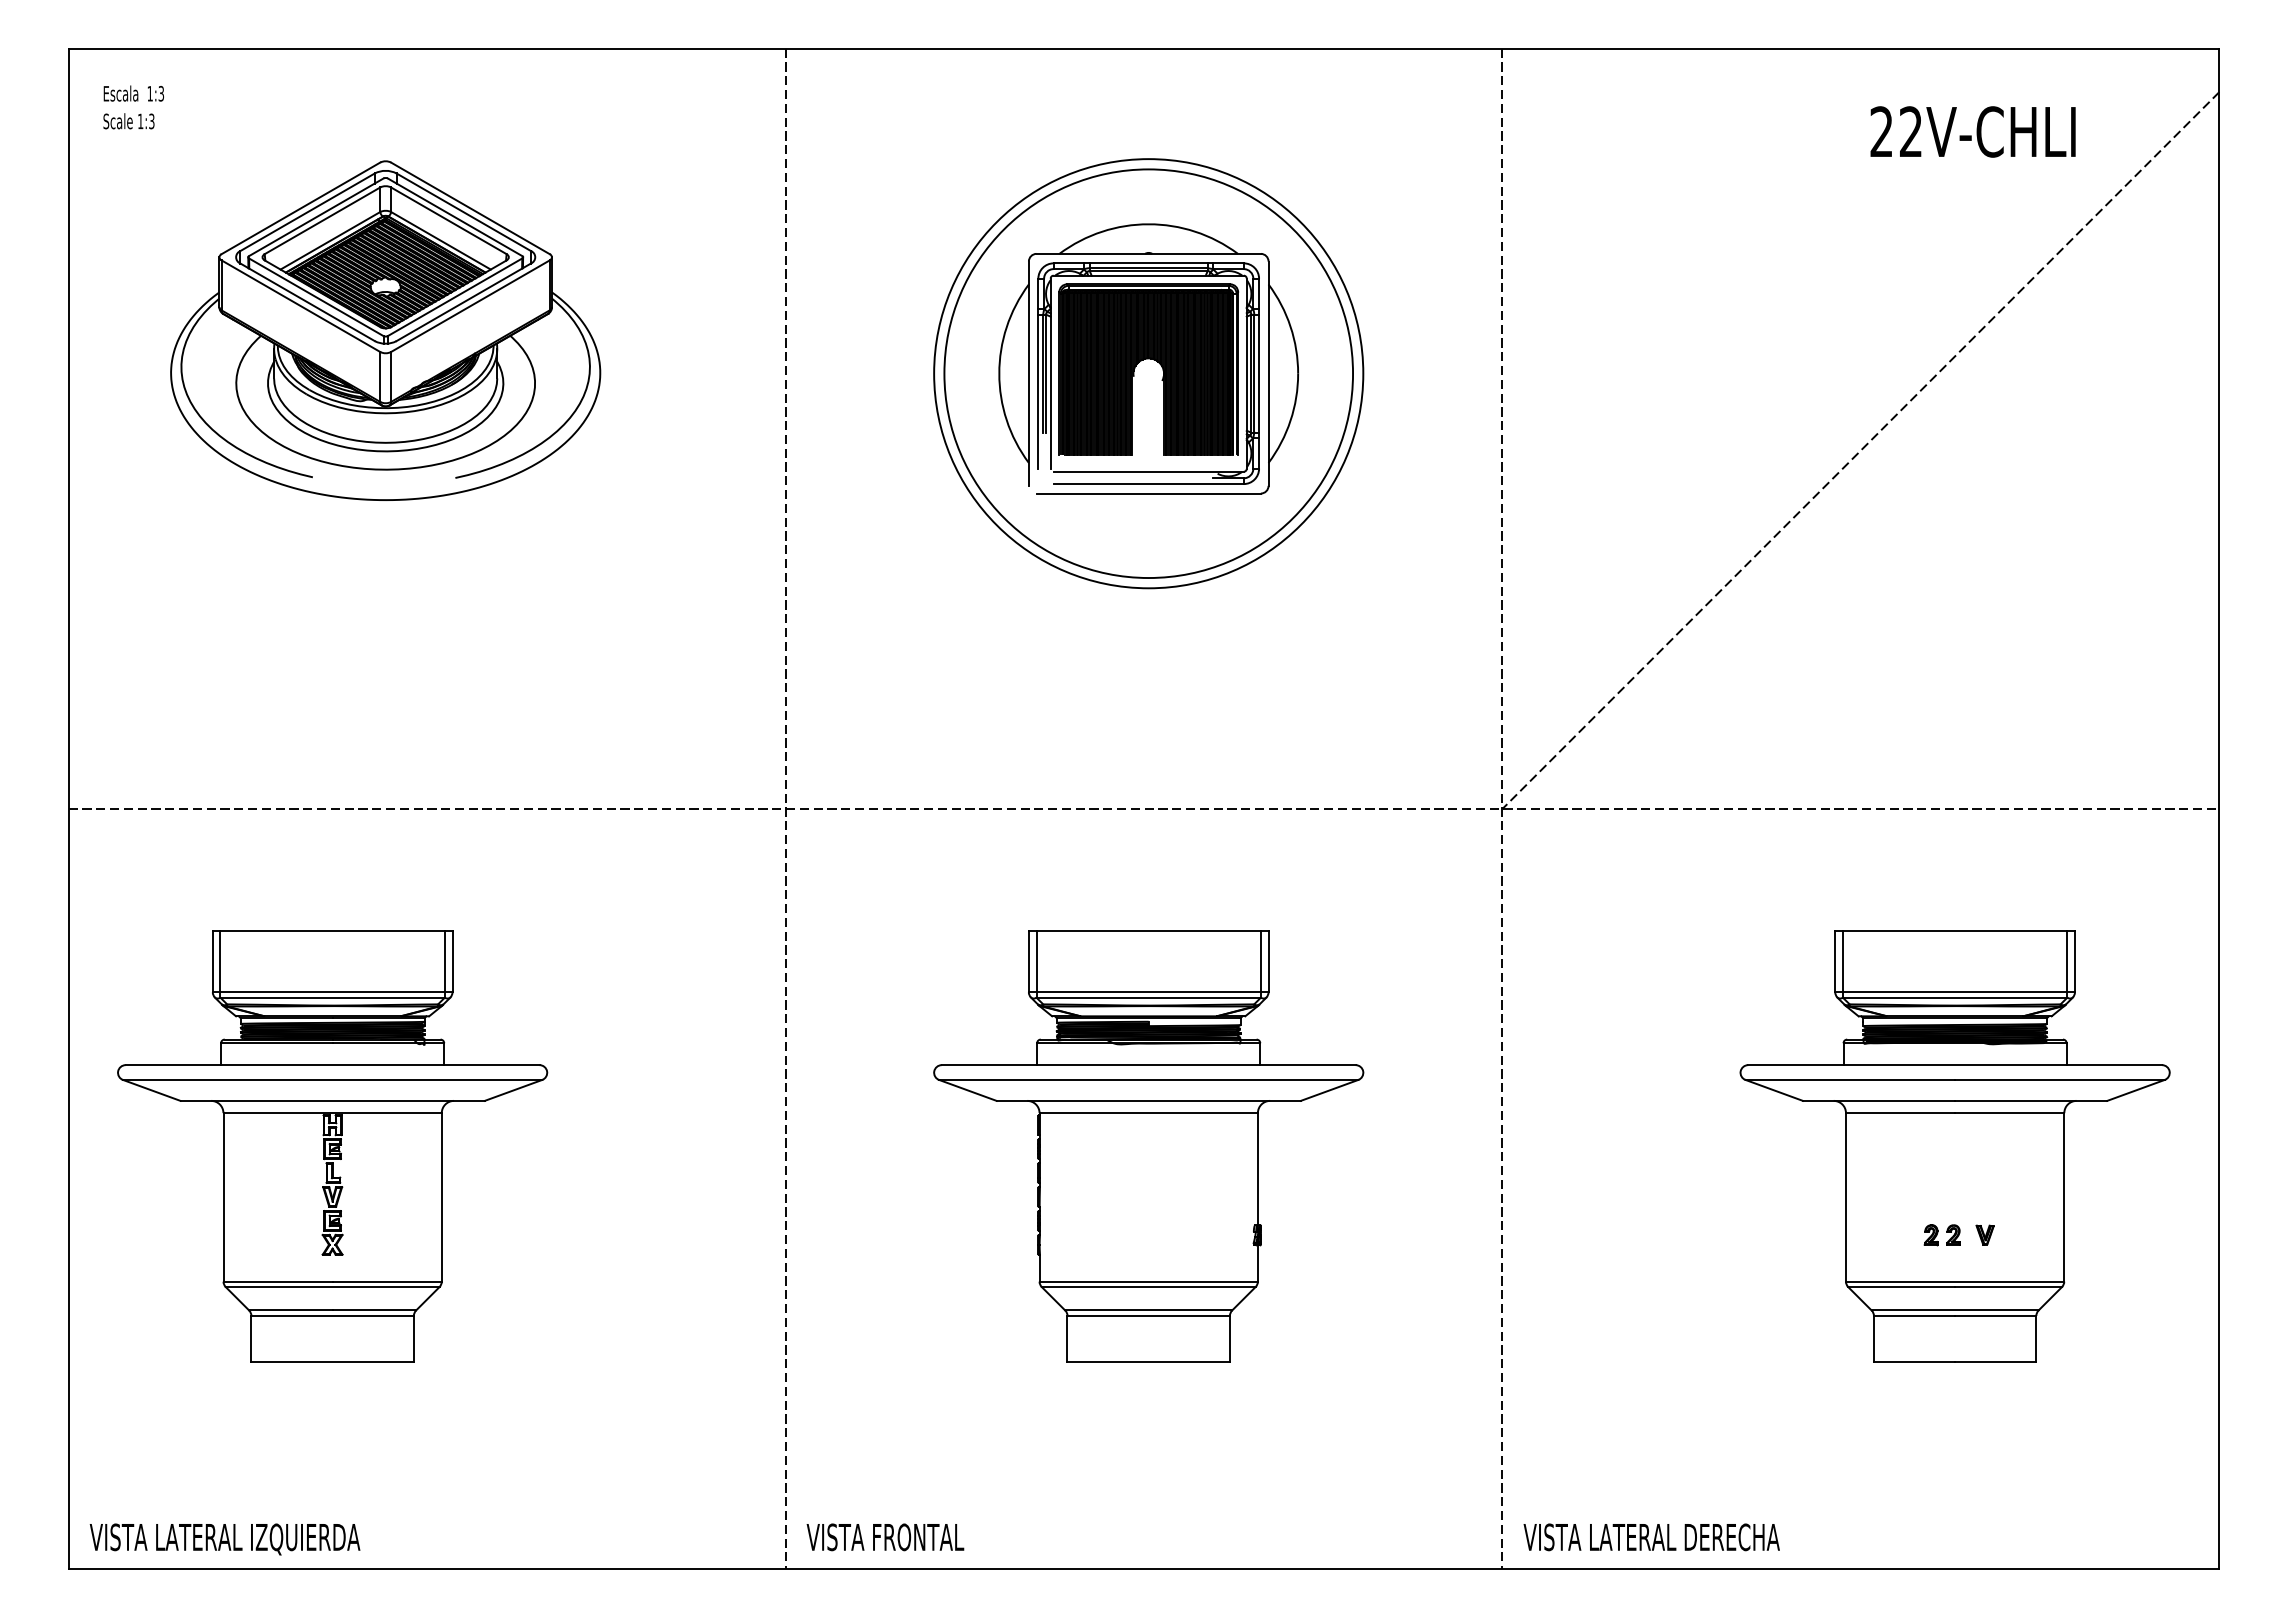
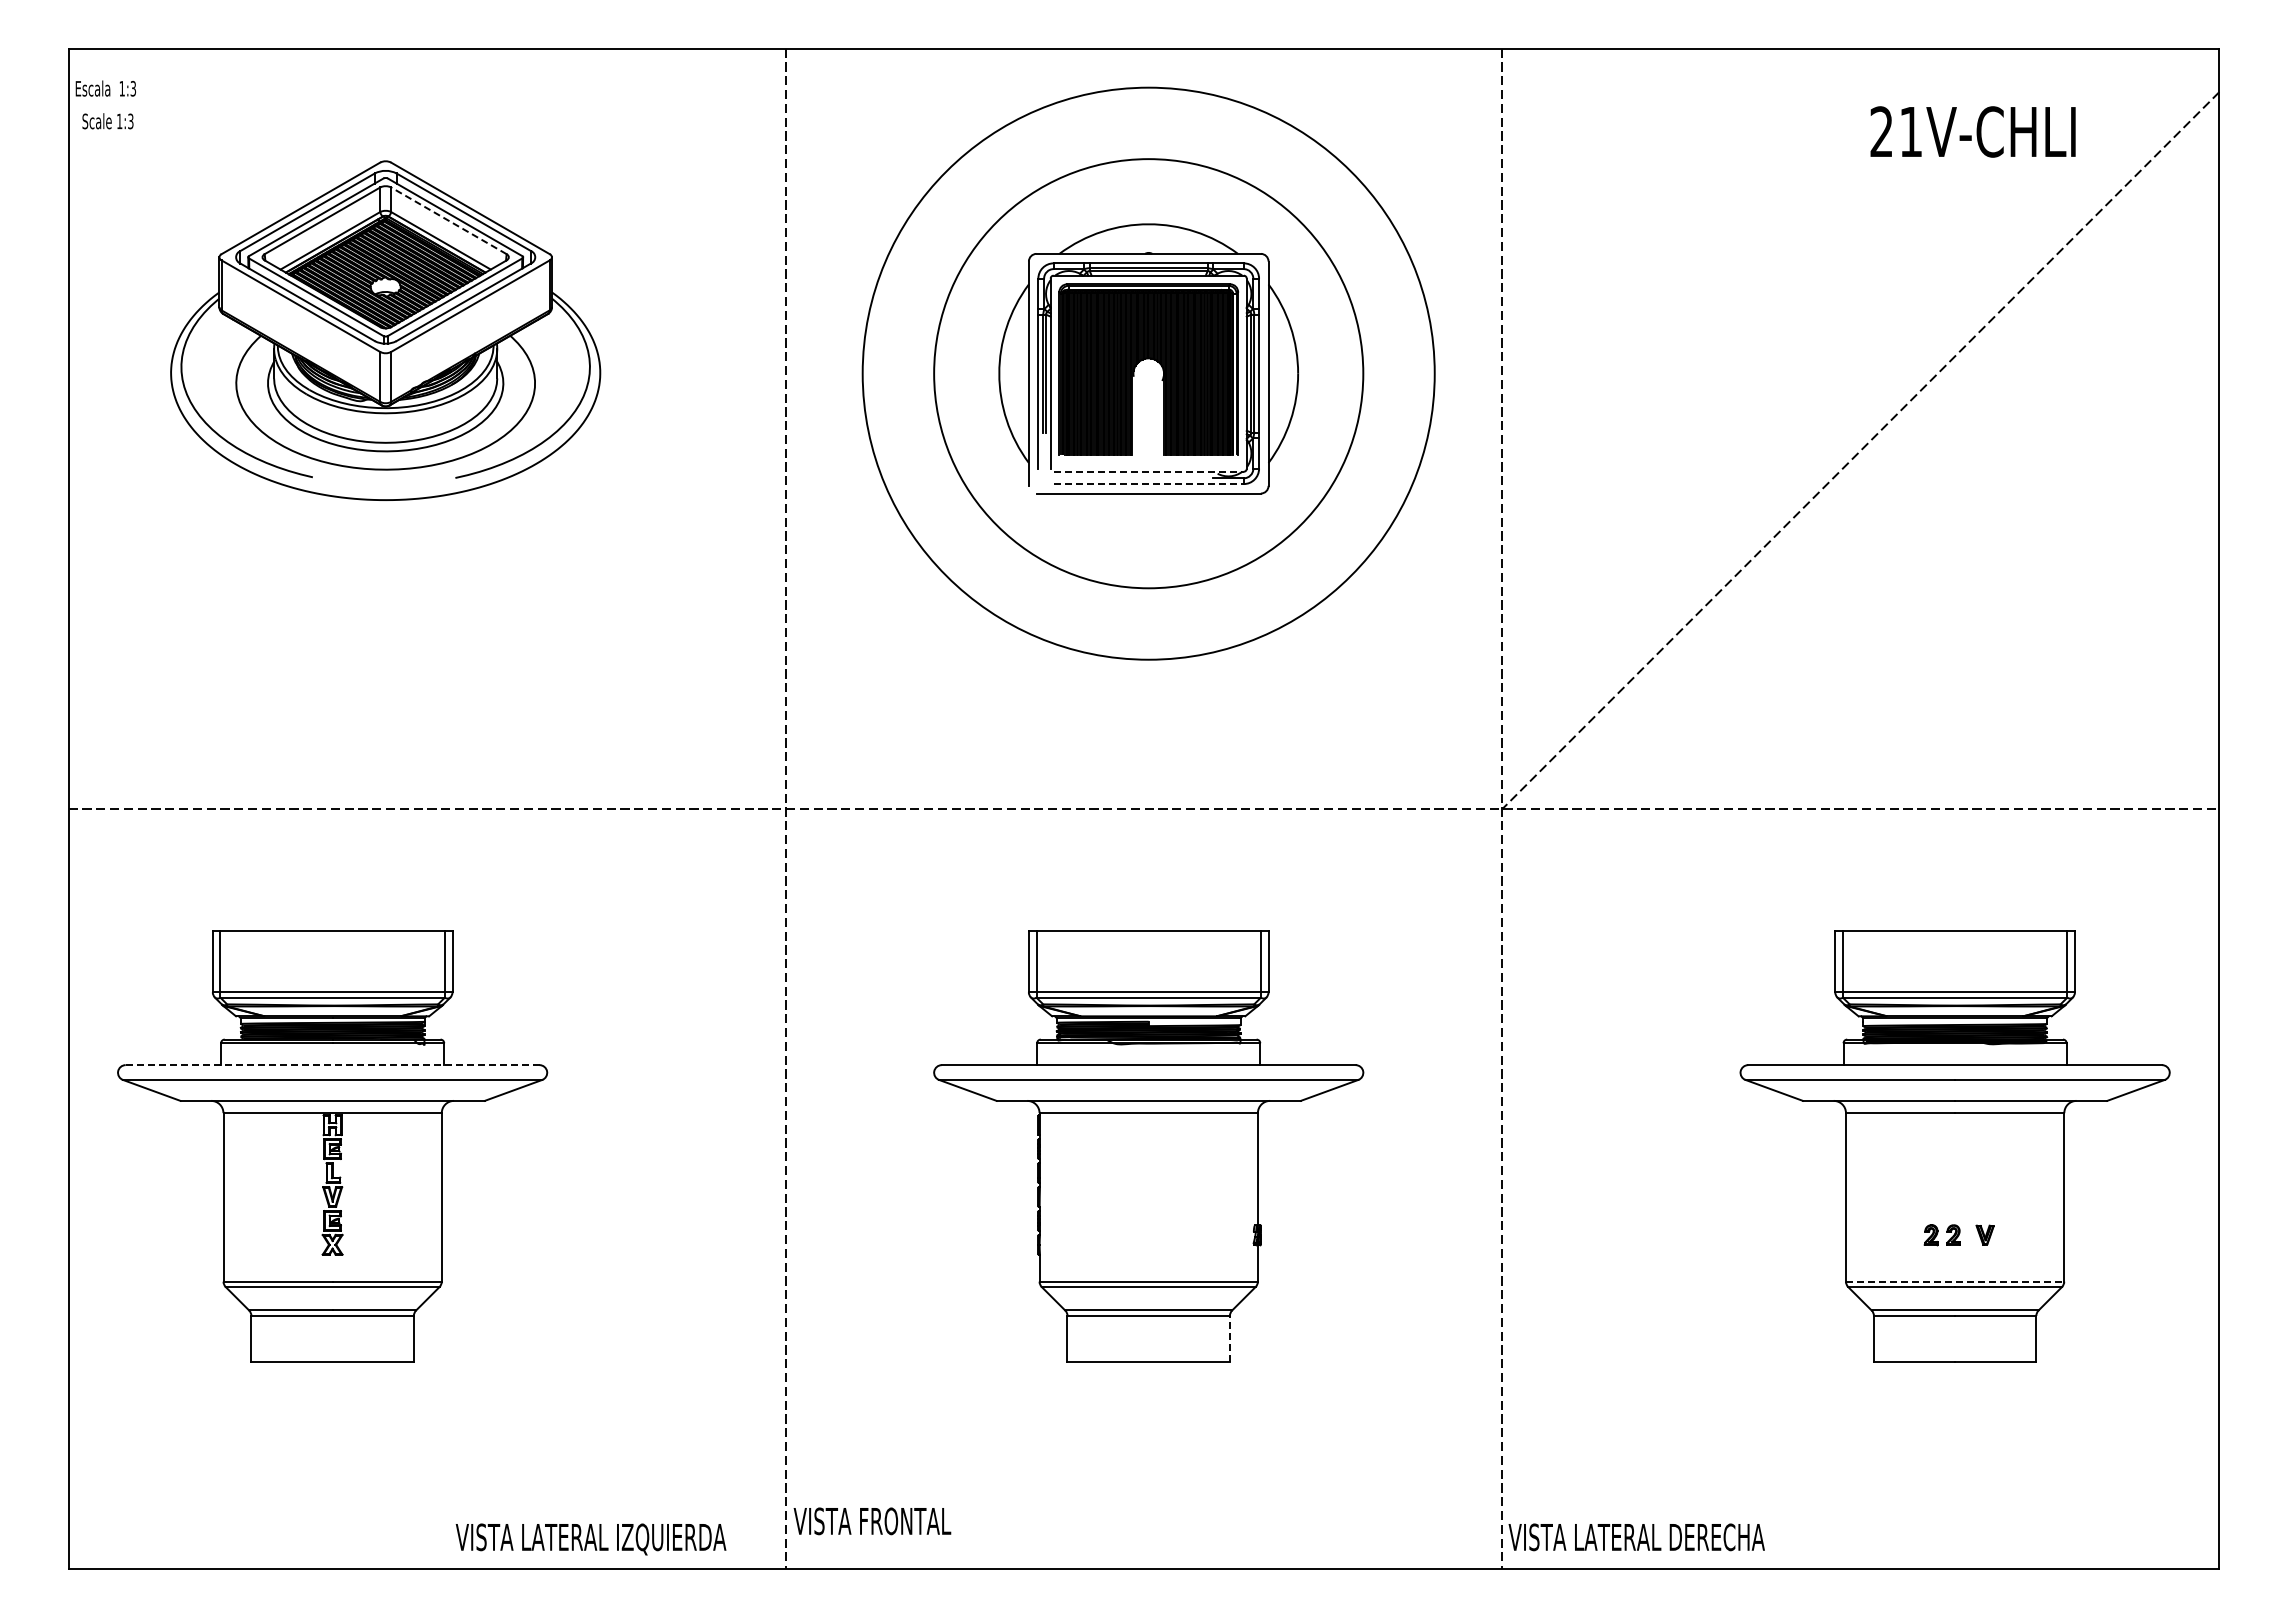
text position: (133, 93) -> (105, 88) (105, 88)
text position: (128, 121) -> (107, 121) (107, 121)
text: 22V-CHLI -> 21V-CHLI (1910, 131)
line: solid -> dashed (448, 220)
circle diameter: 409 px -> 572 px (1148, 373)
line: solid -> dashed (1149, 471)
line: solid -> dashed (1149, 484)
line: solid -> dashed (332, 1065)
line: solid -> dashed (1955, 1281)
line: solid -> dashed (1229, 1338)
text position: (885, 1537) -> (872, 1521) (872, 1521)
text position: (1651, 1537) -> (1636, 1537) (1636, 1537)
text position: (224, 1539) -> (590, 1539) (590, 1539)
